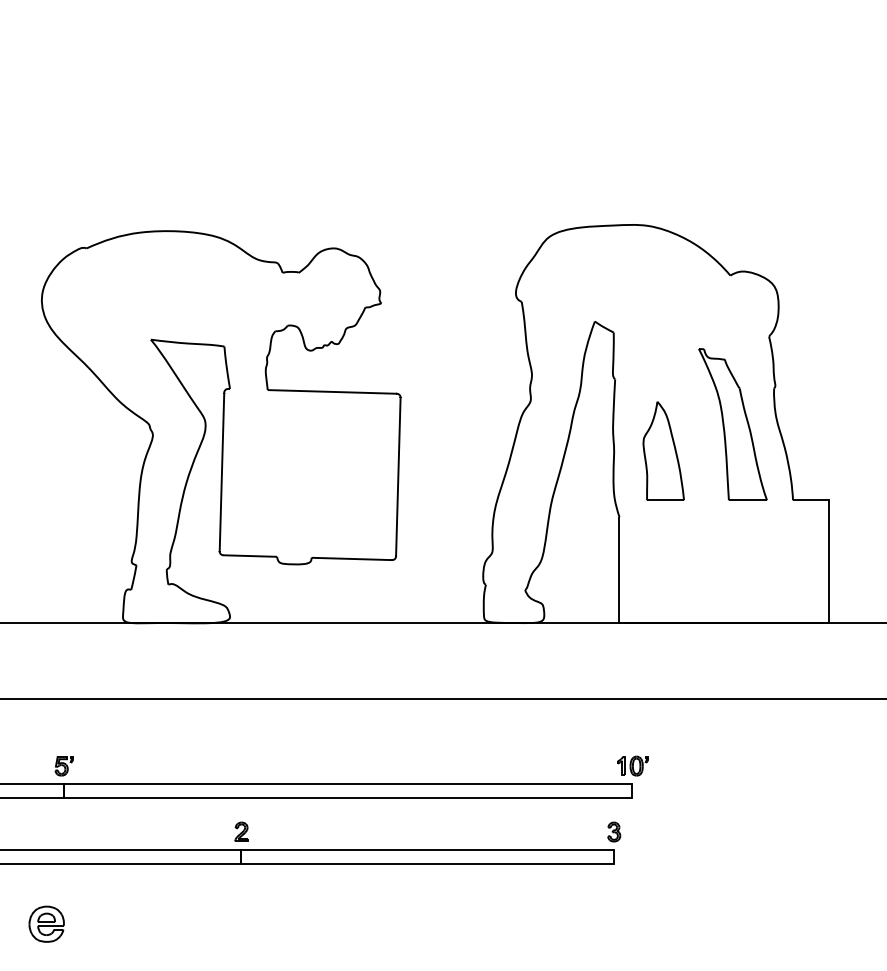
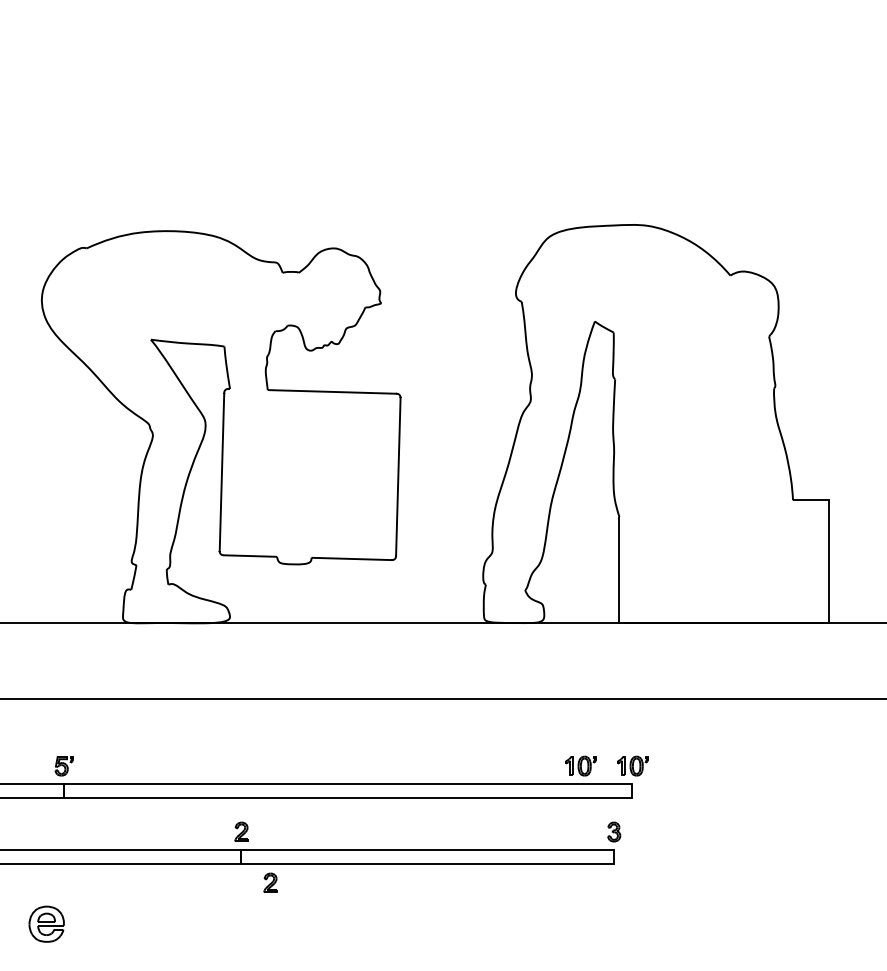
part: present -> none (732, 424)
part: present -> none (663, 450)
part: none -> present (580, 765)
part: none -> present (270, 882)
